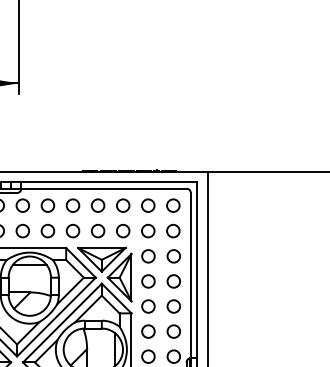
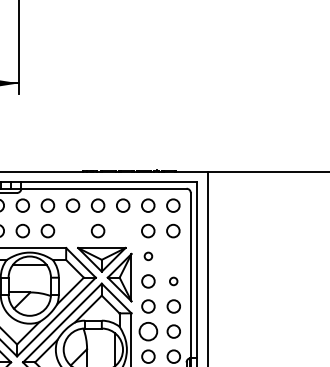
circle: present -> none (72, 230)
circle: present -> none (123, 230)
circle size: 15x15 px -> 11x11 px (148, 256)
circle: present -> none (173, 256)
circle size: 15x15 px -> 10x11 px (173, 281)
circle size: 15x15 px -> 21x20 px (148, 331)
